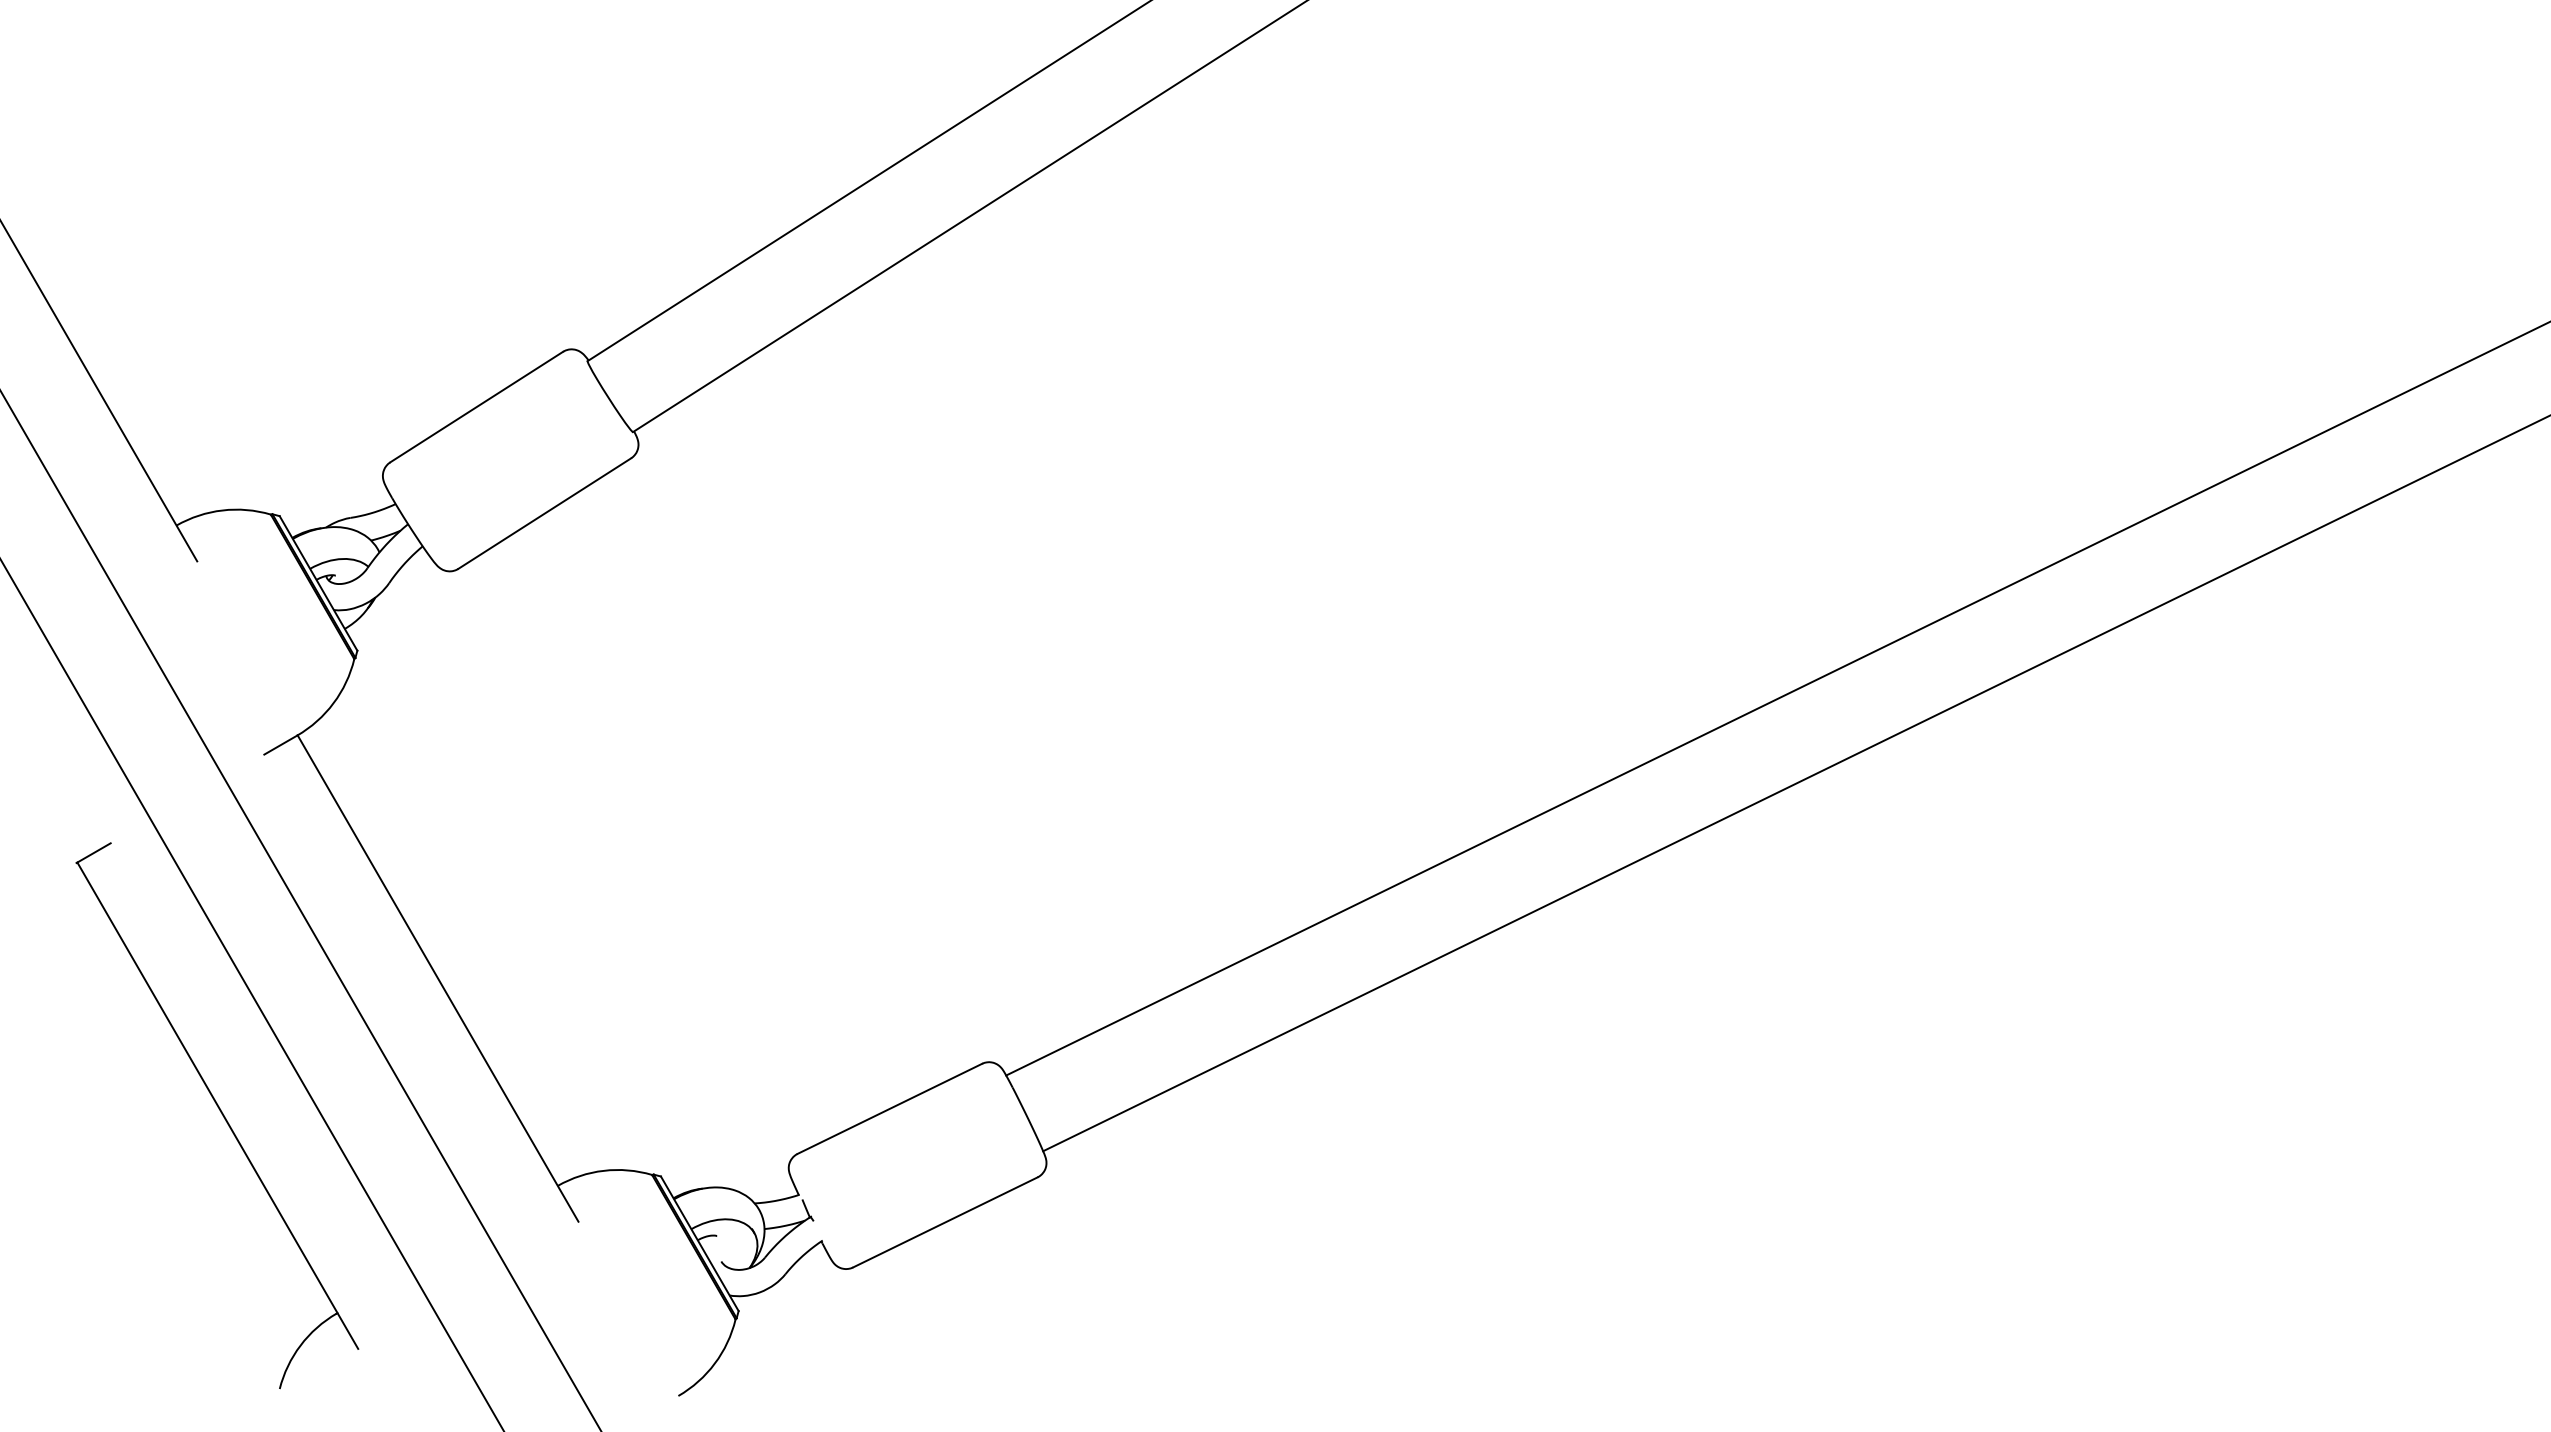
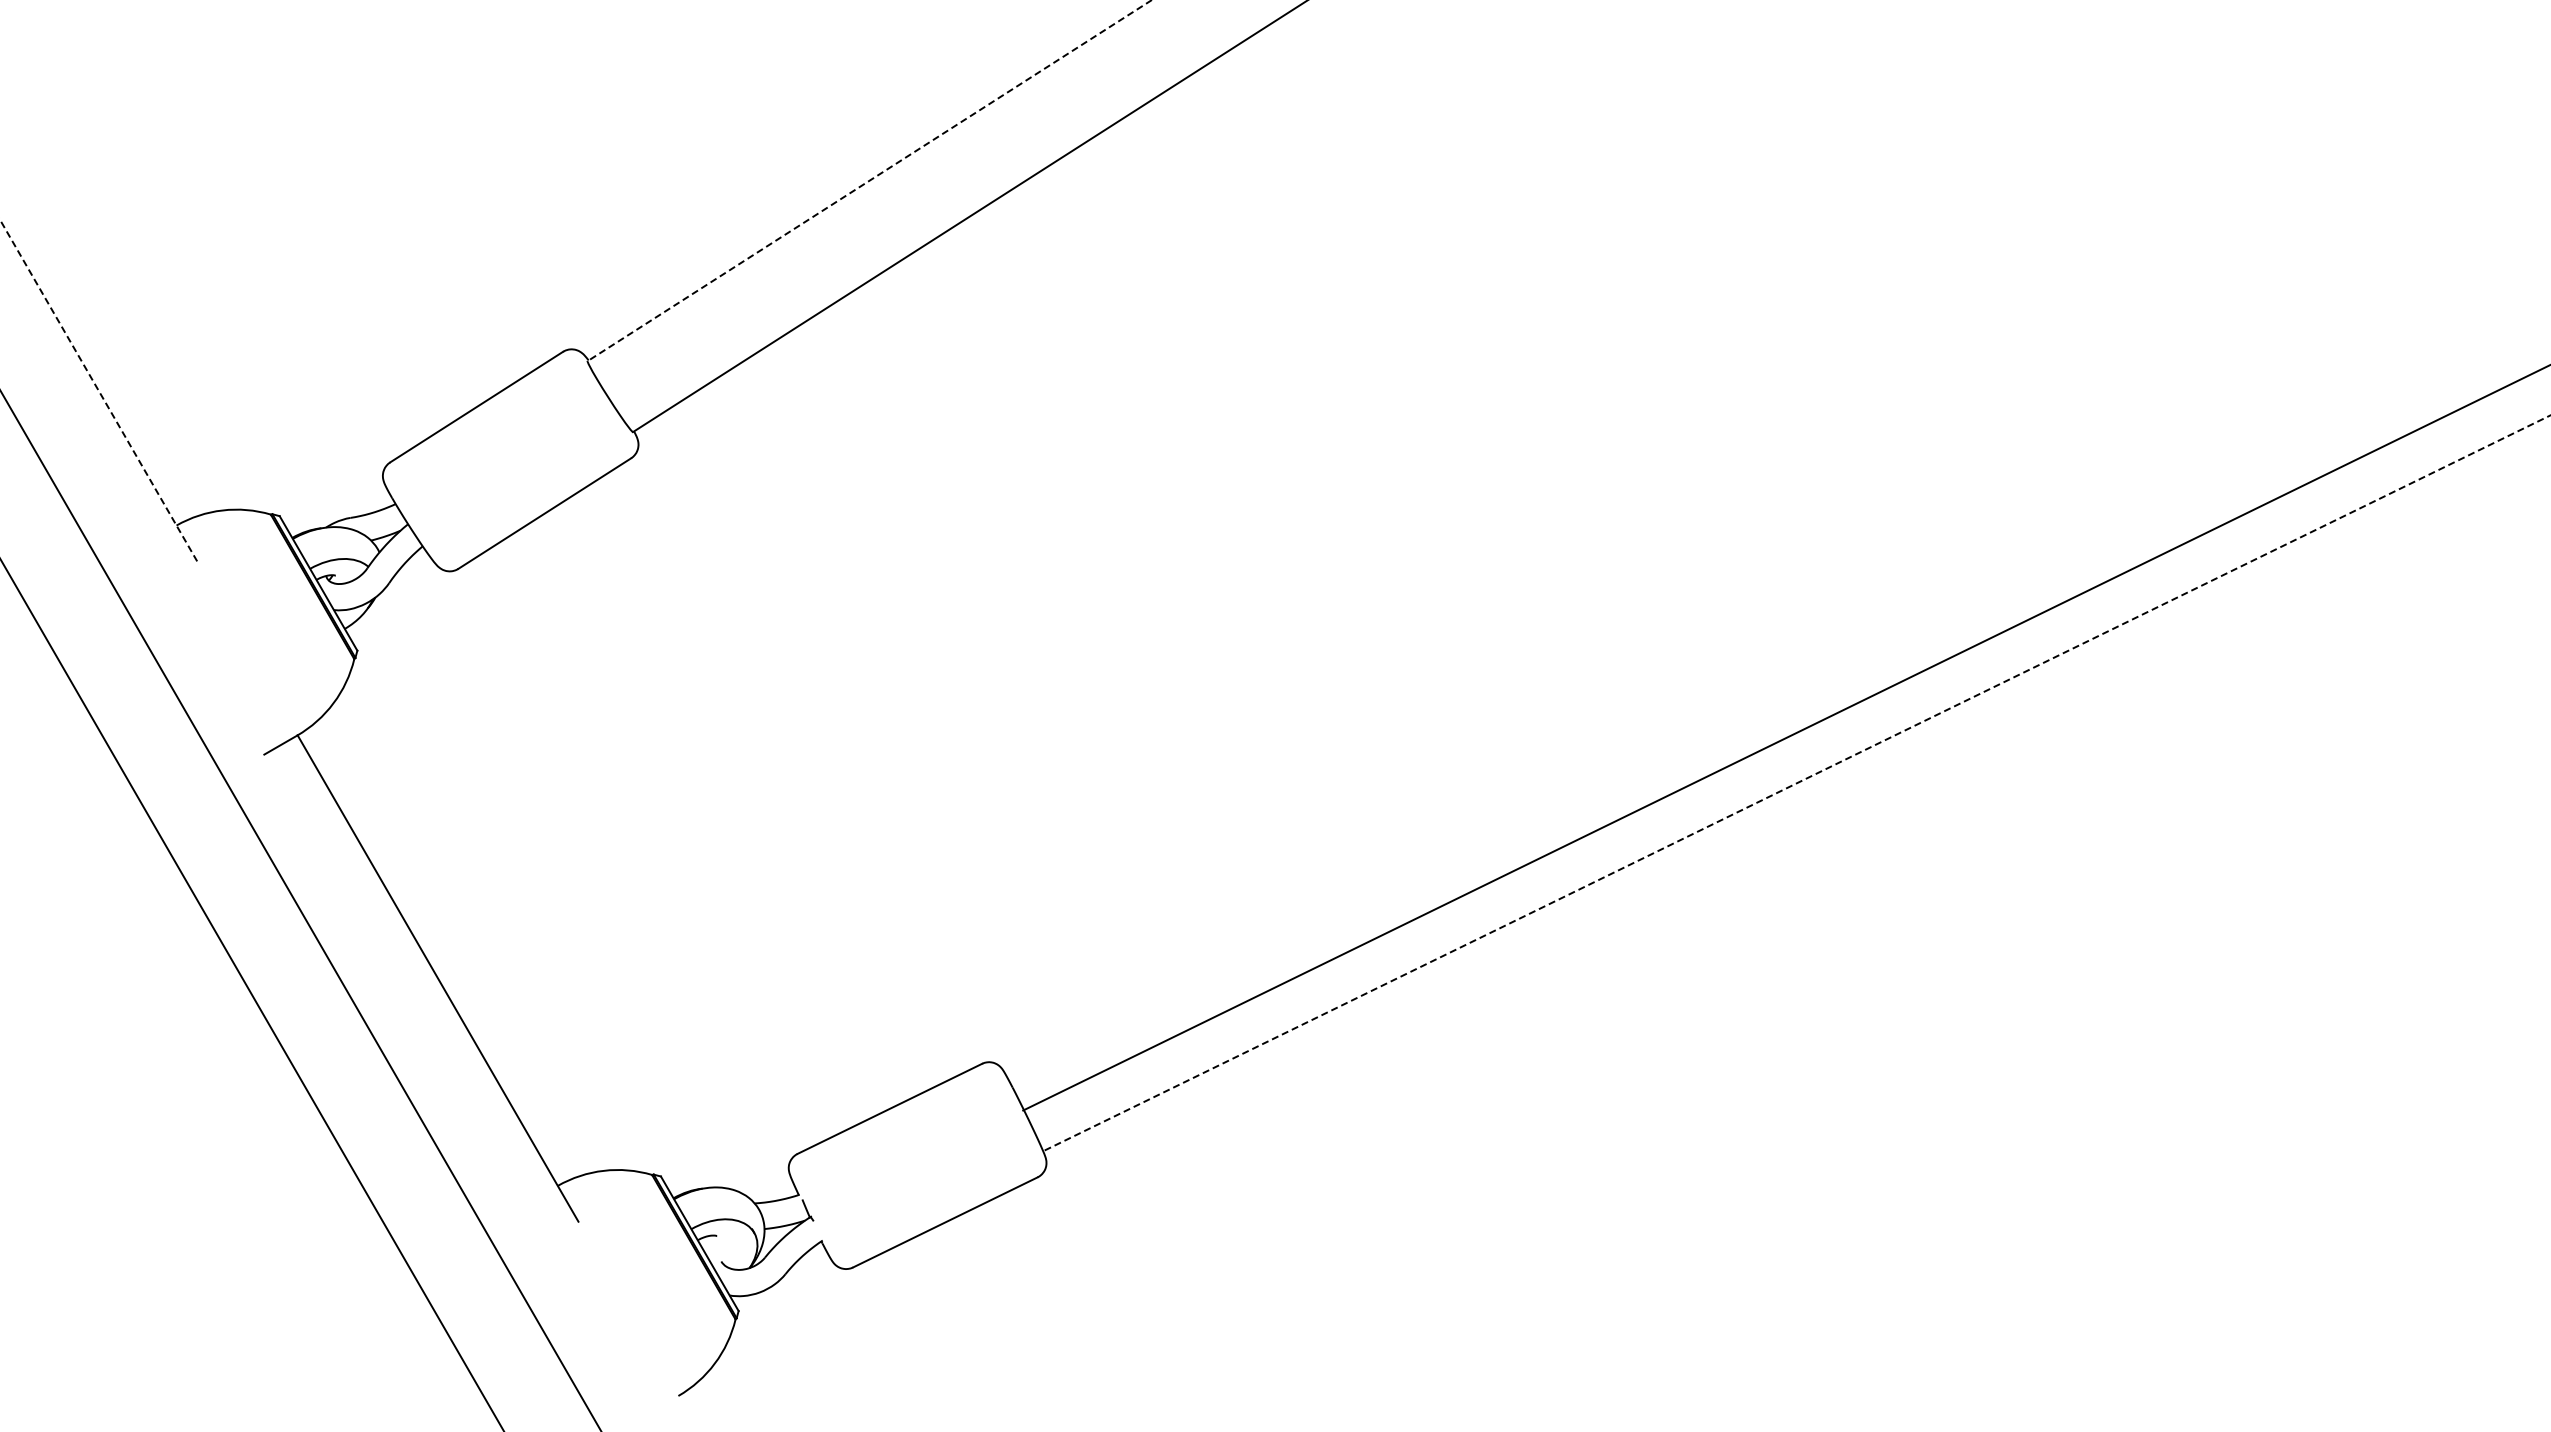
line: solid -> dashed (869, 180)
line: solid -> dashed (98, 390)
line position: (1776, 699) -> (1785, 738) (1785, 738)
line: solid -> dashed (1797, 783)
part: present -> none (217, 1115)
